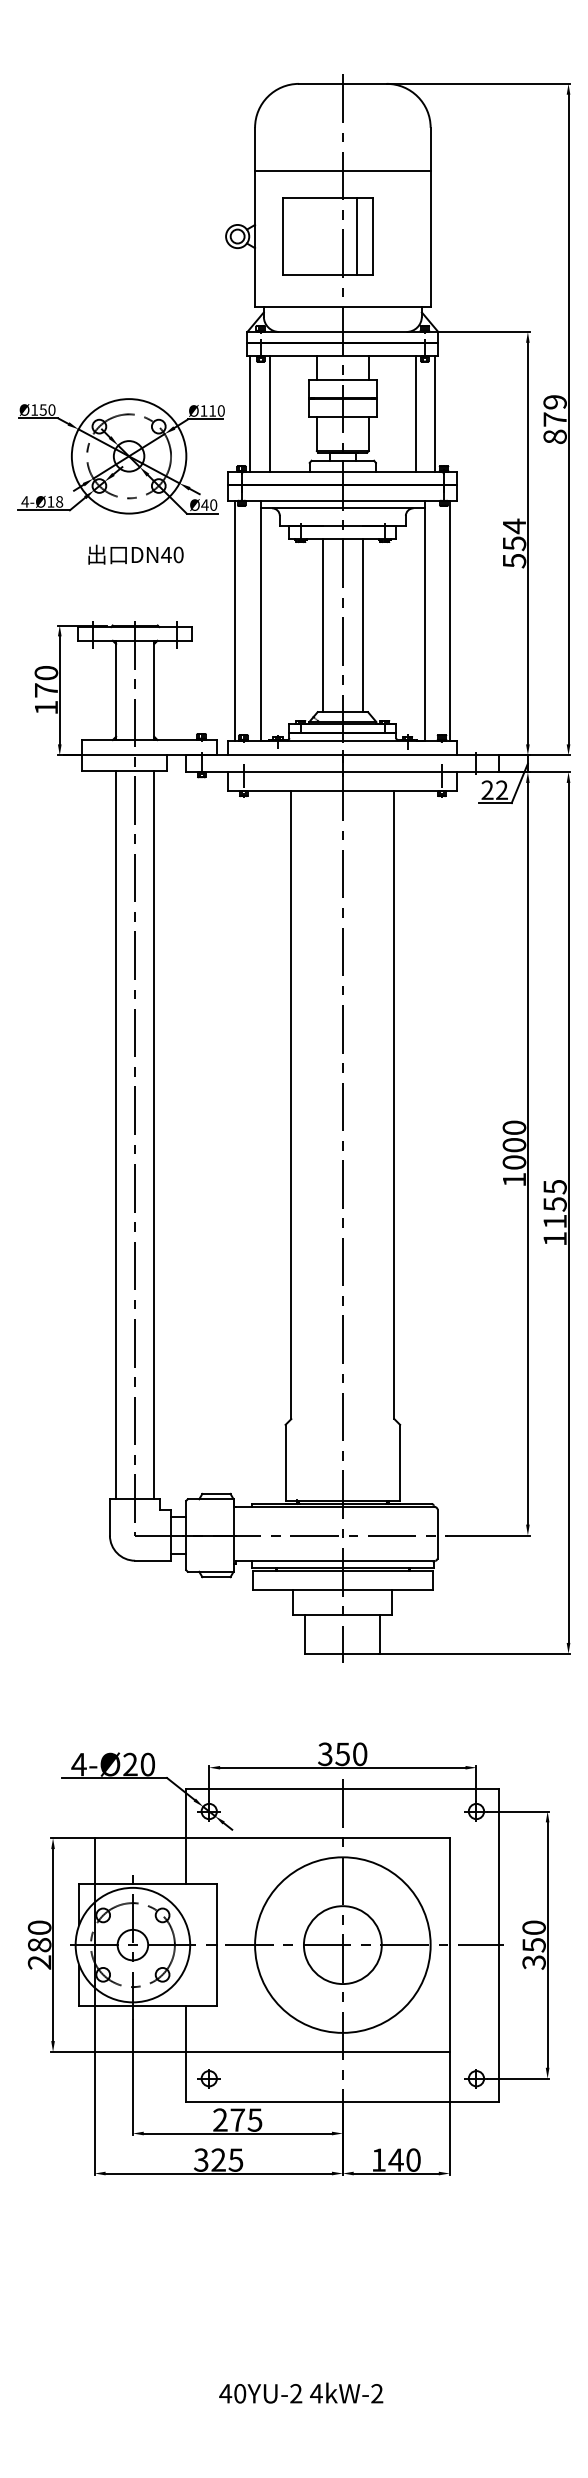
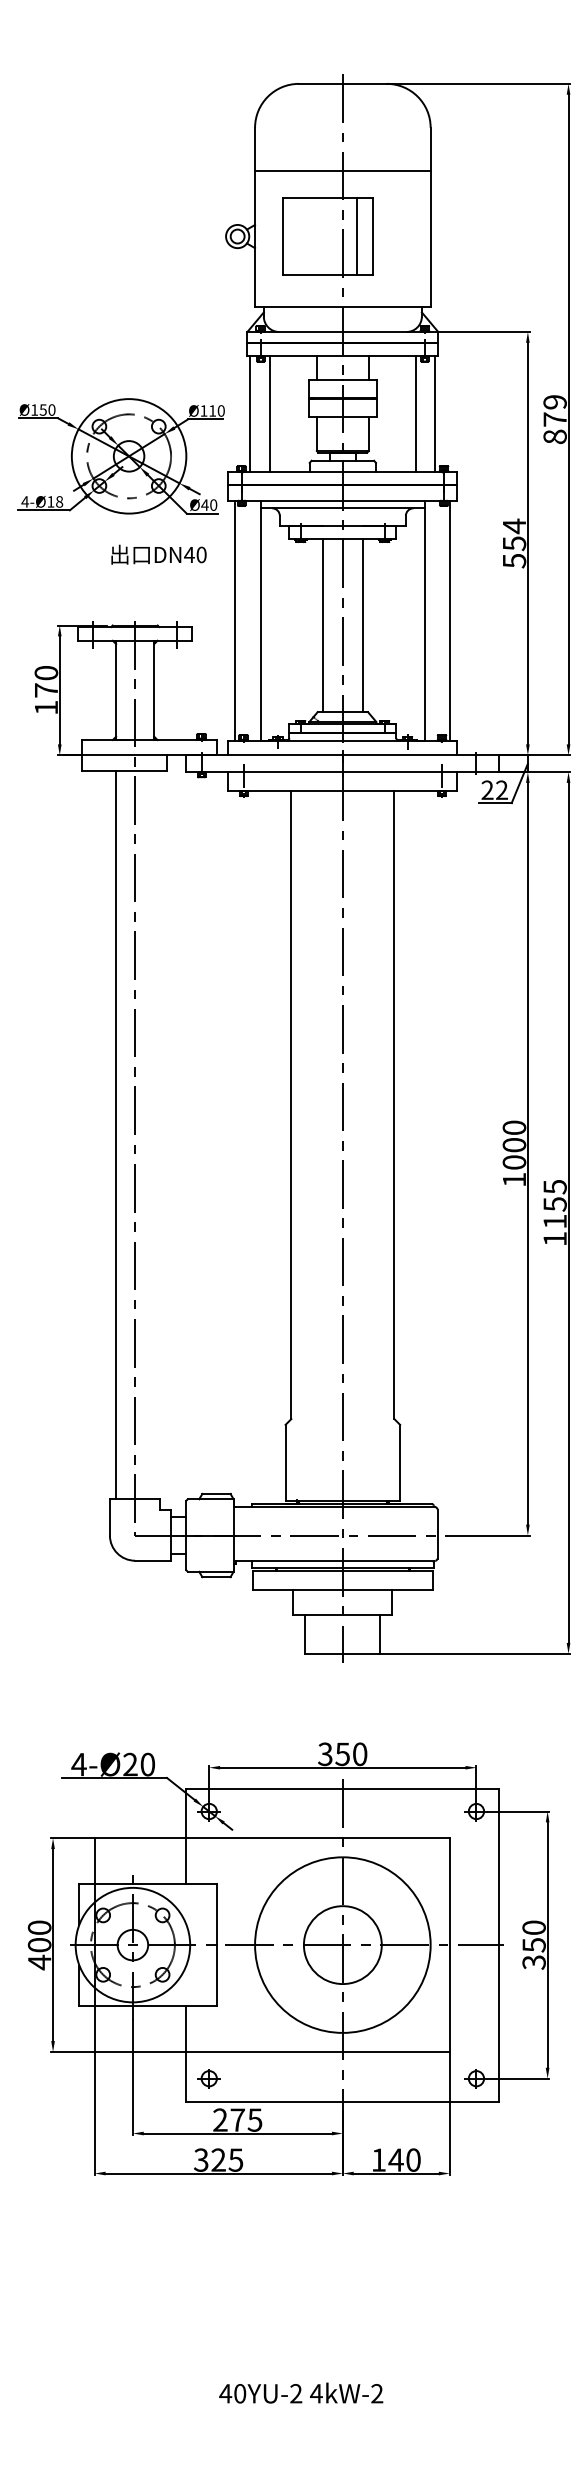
text position: (135, 554) -> (158, 554) (158, 554)
line: present -> none (154, 1134)
text: 280 -> 400 (39, 1953)
